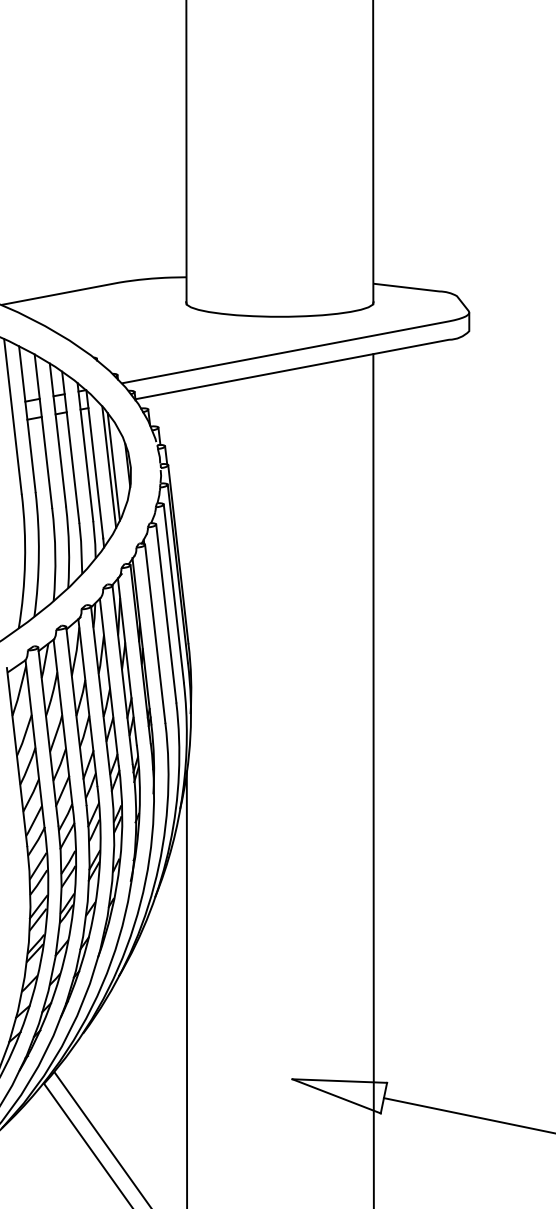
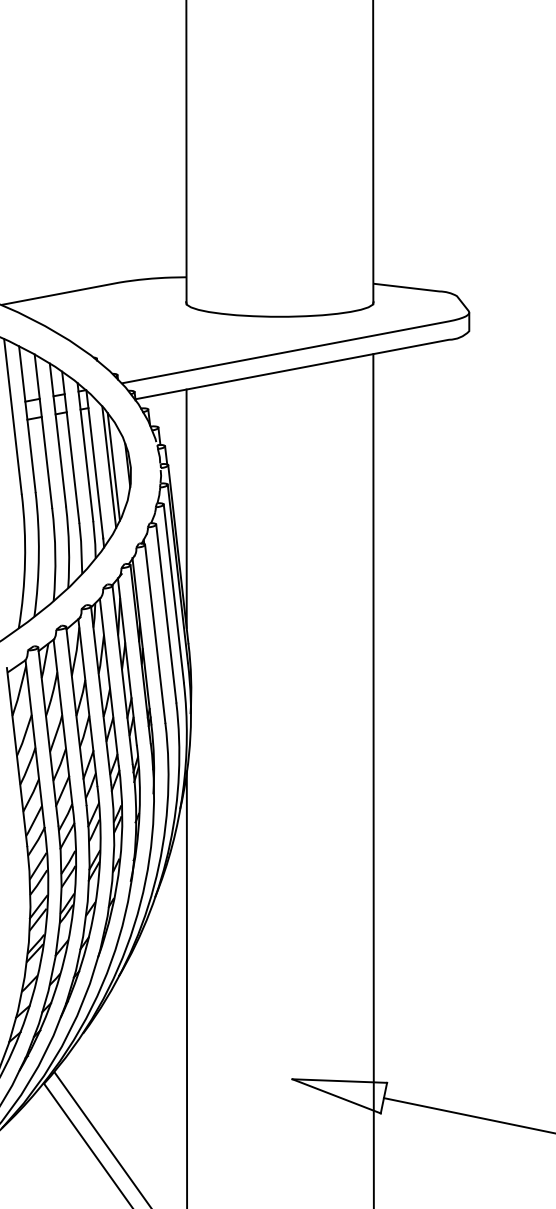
line: none -> present (186, 508)
